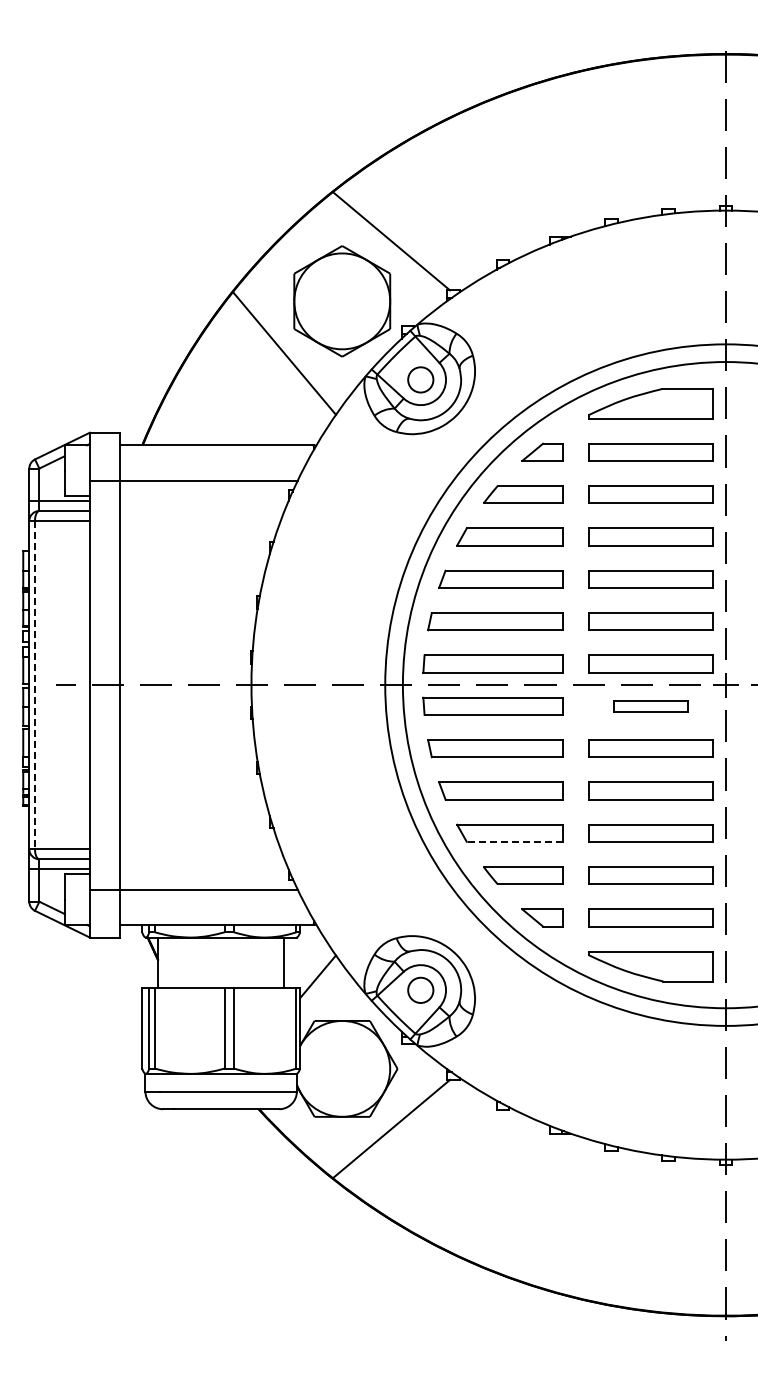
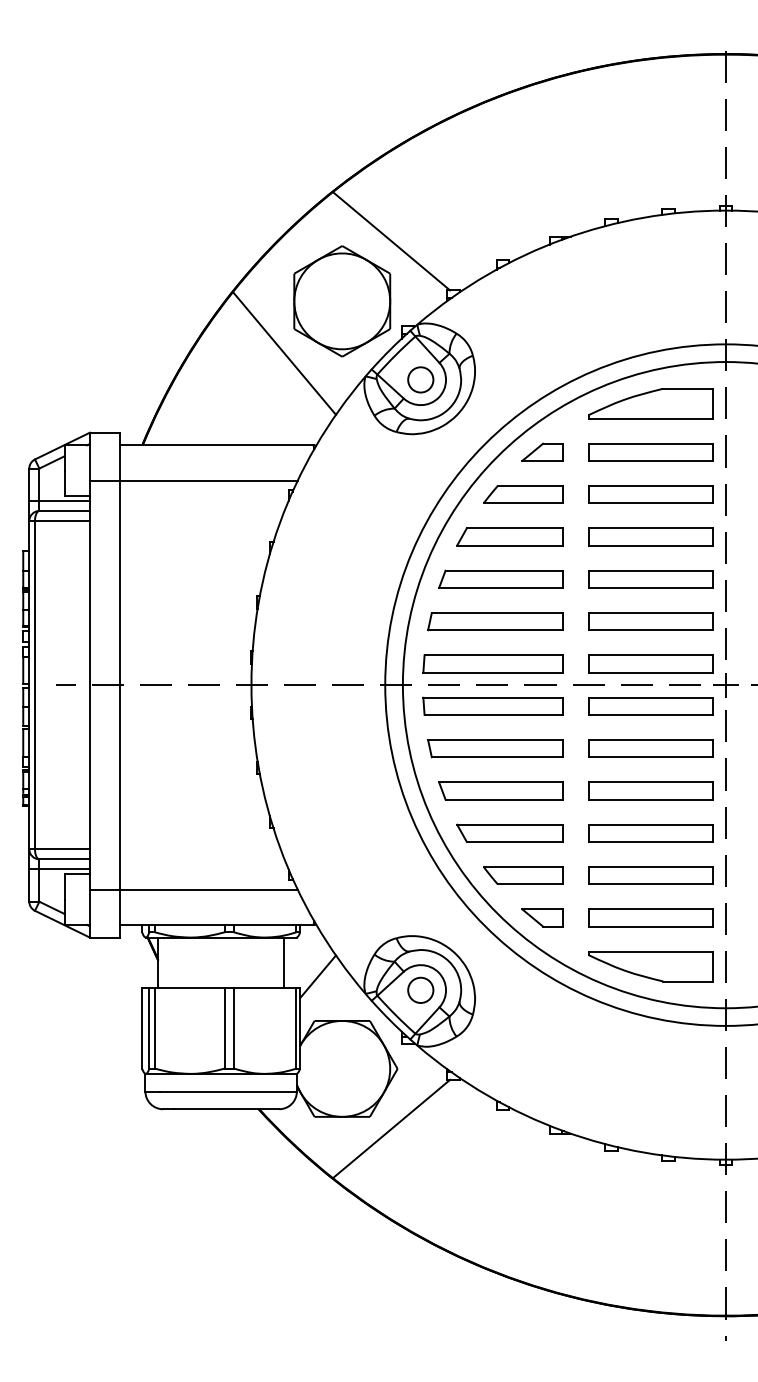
line: dashed -> solid (34, 685)
part size: 76x13 px -> 126x19 px (650, 706)
line: dashed -> solid (514, 841)
